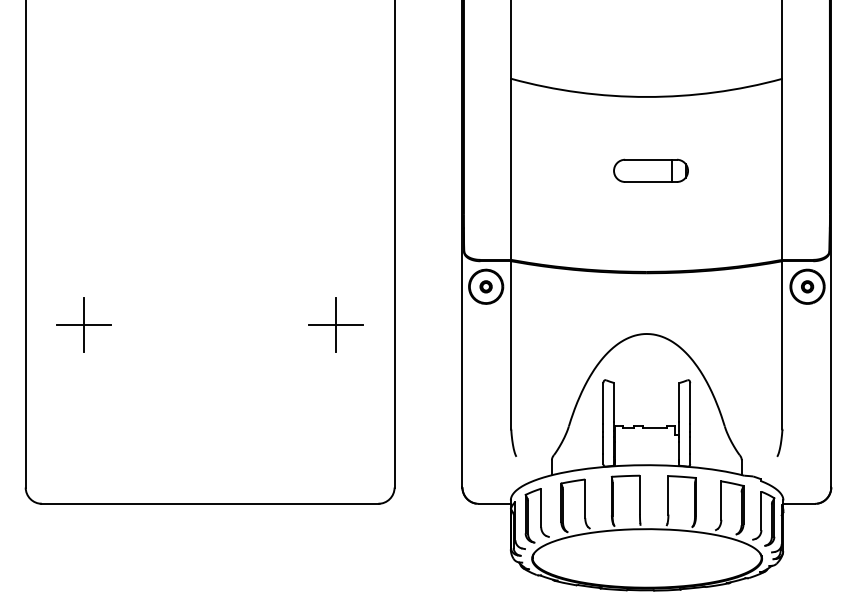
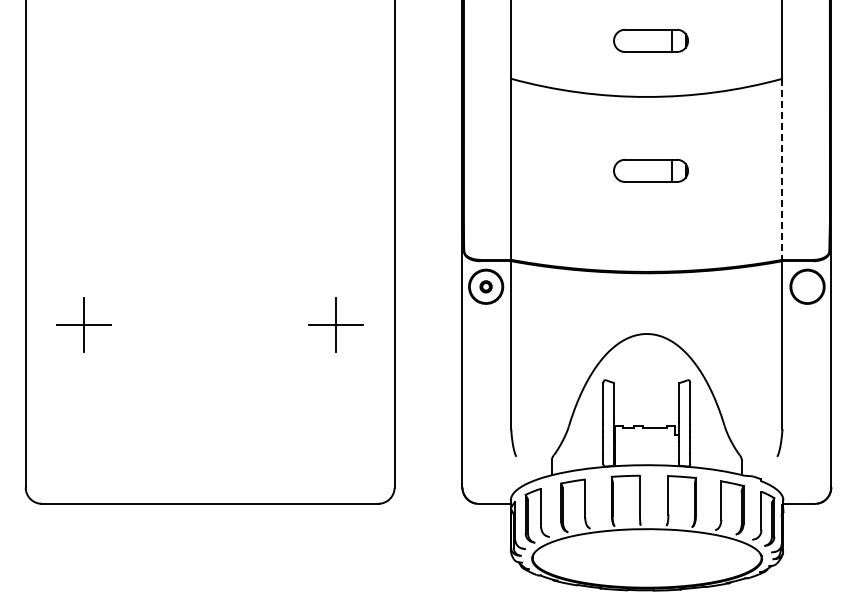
part: none -> present (650, 40)
line: solid -> dashed (782, 169)
part: present -> none (807, 286)
